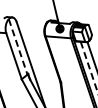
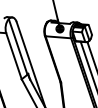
line: dashed -> solid (18, 47)
line: dashed -> solid (89, 67)
